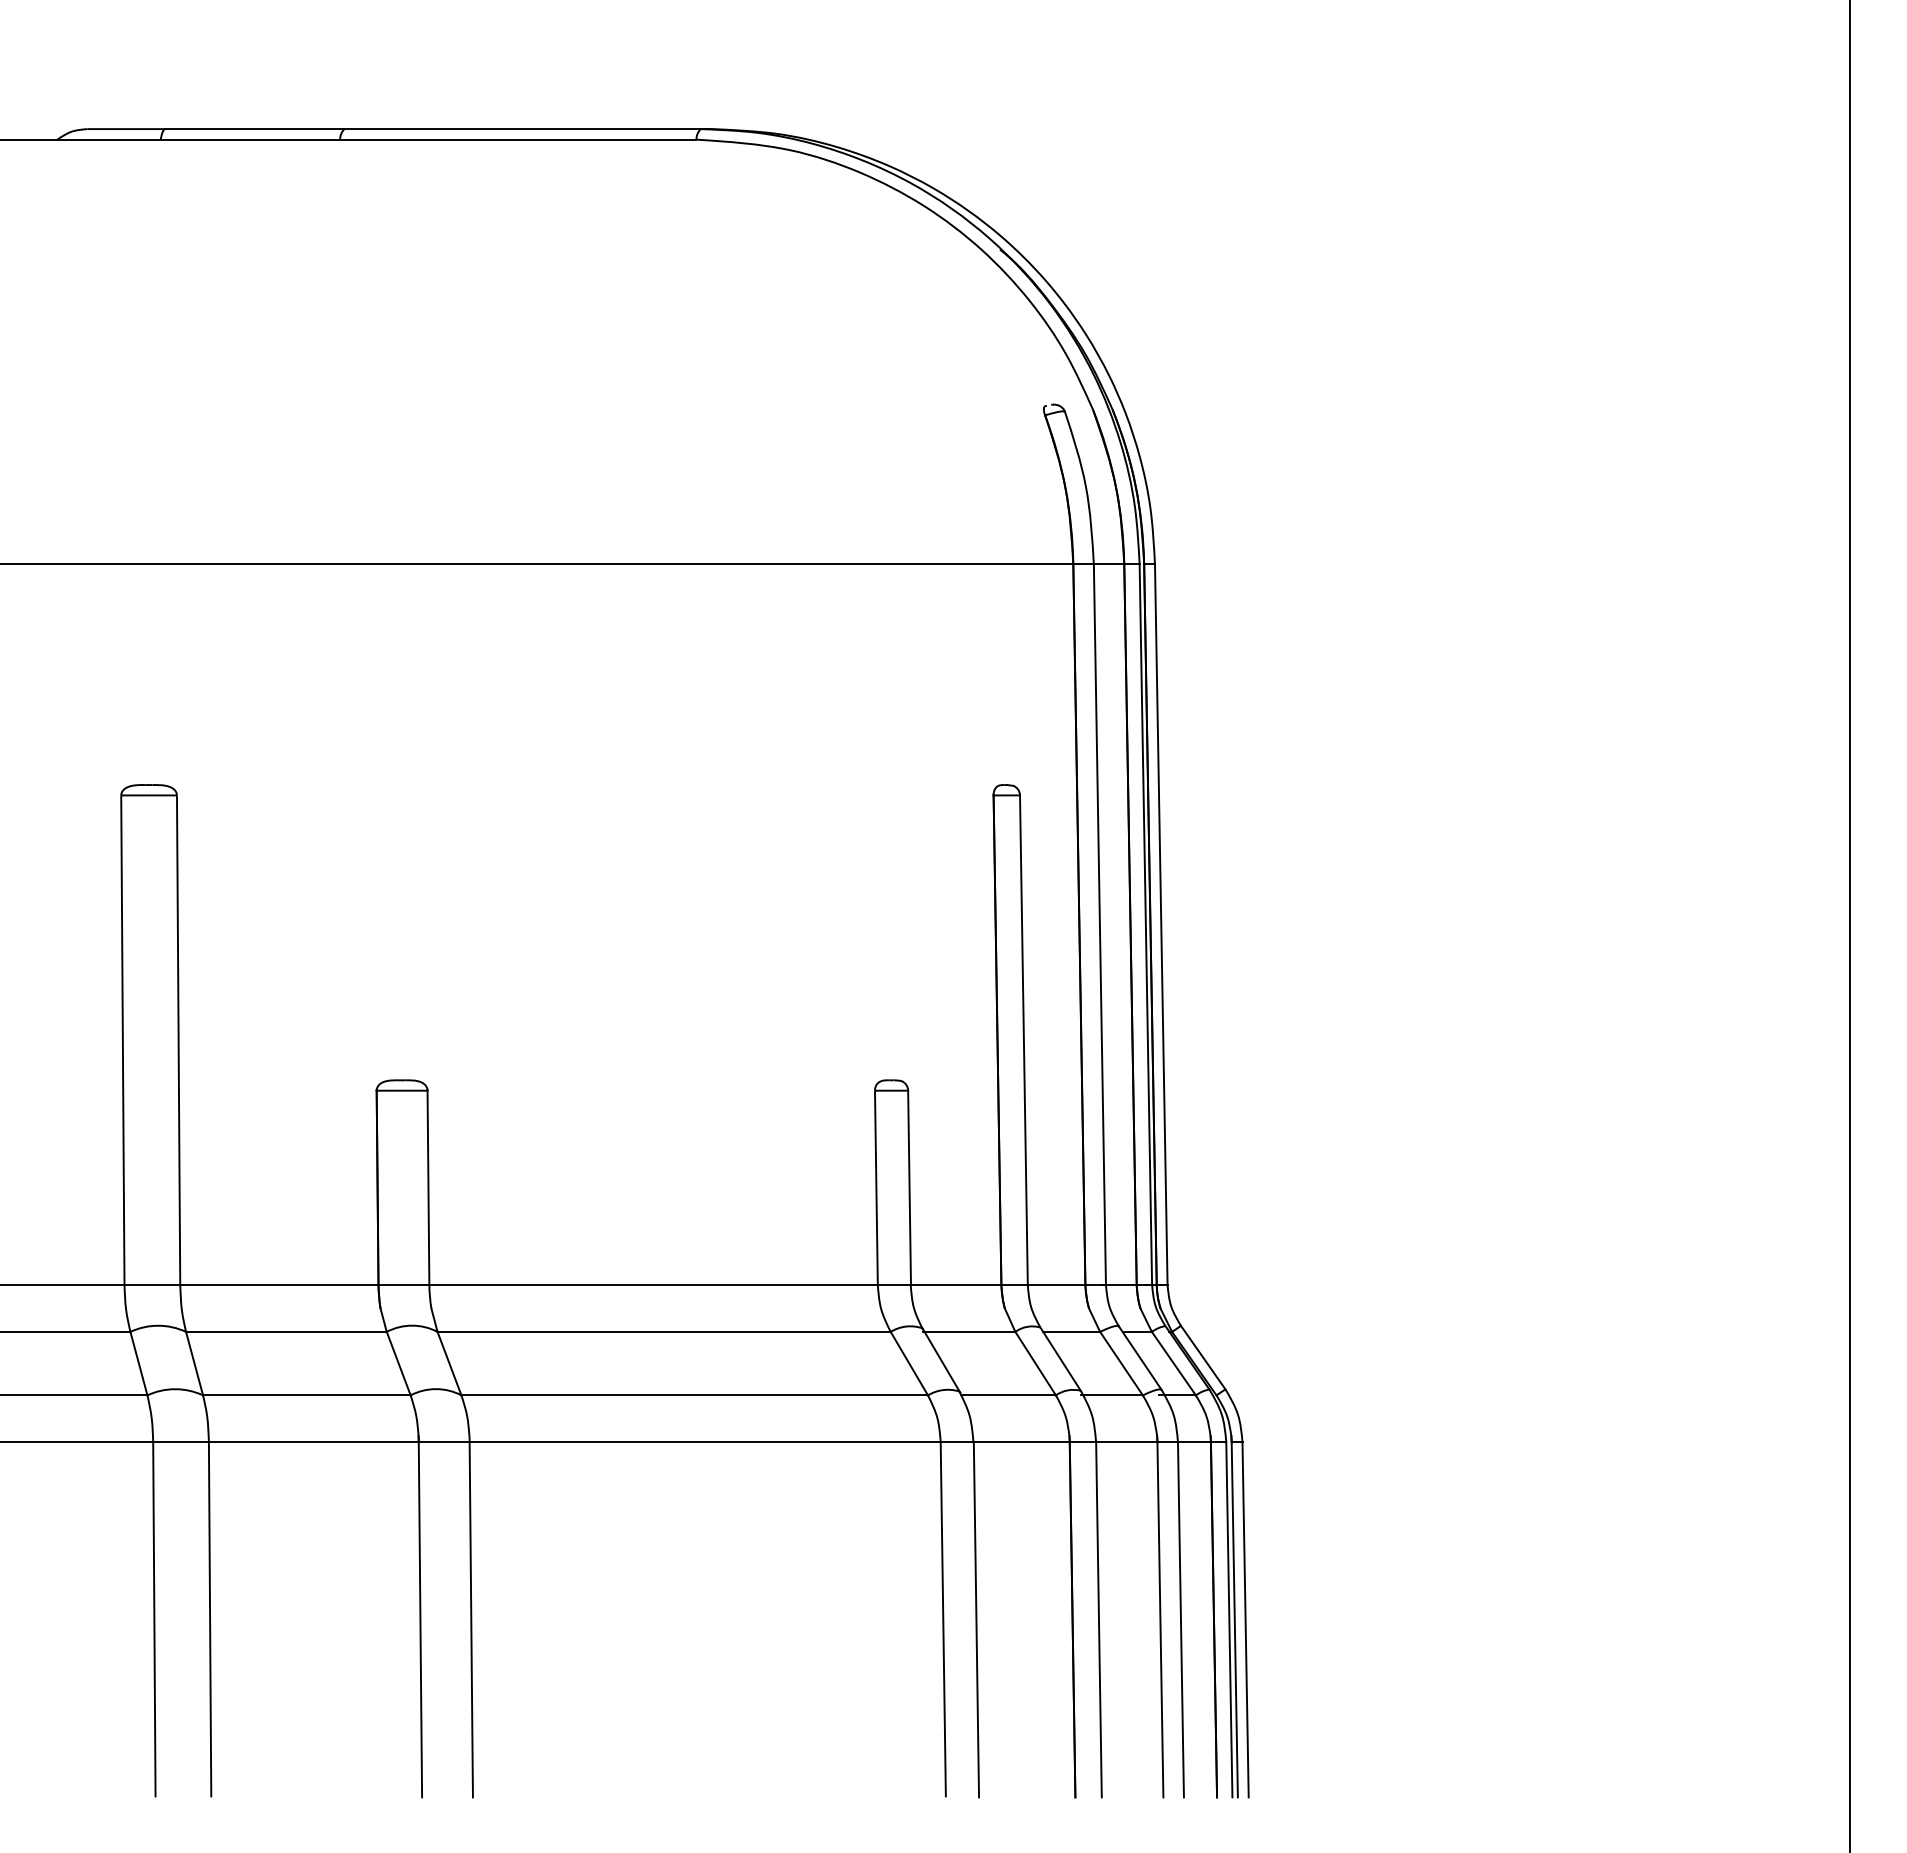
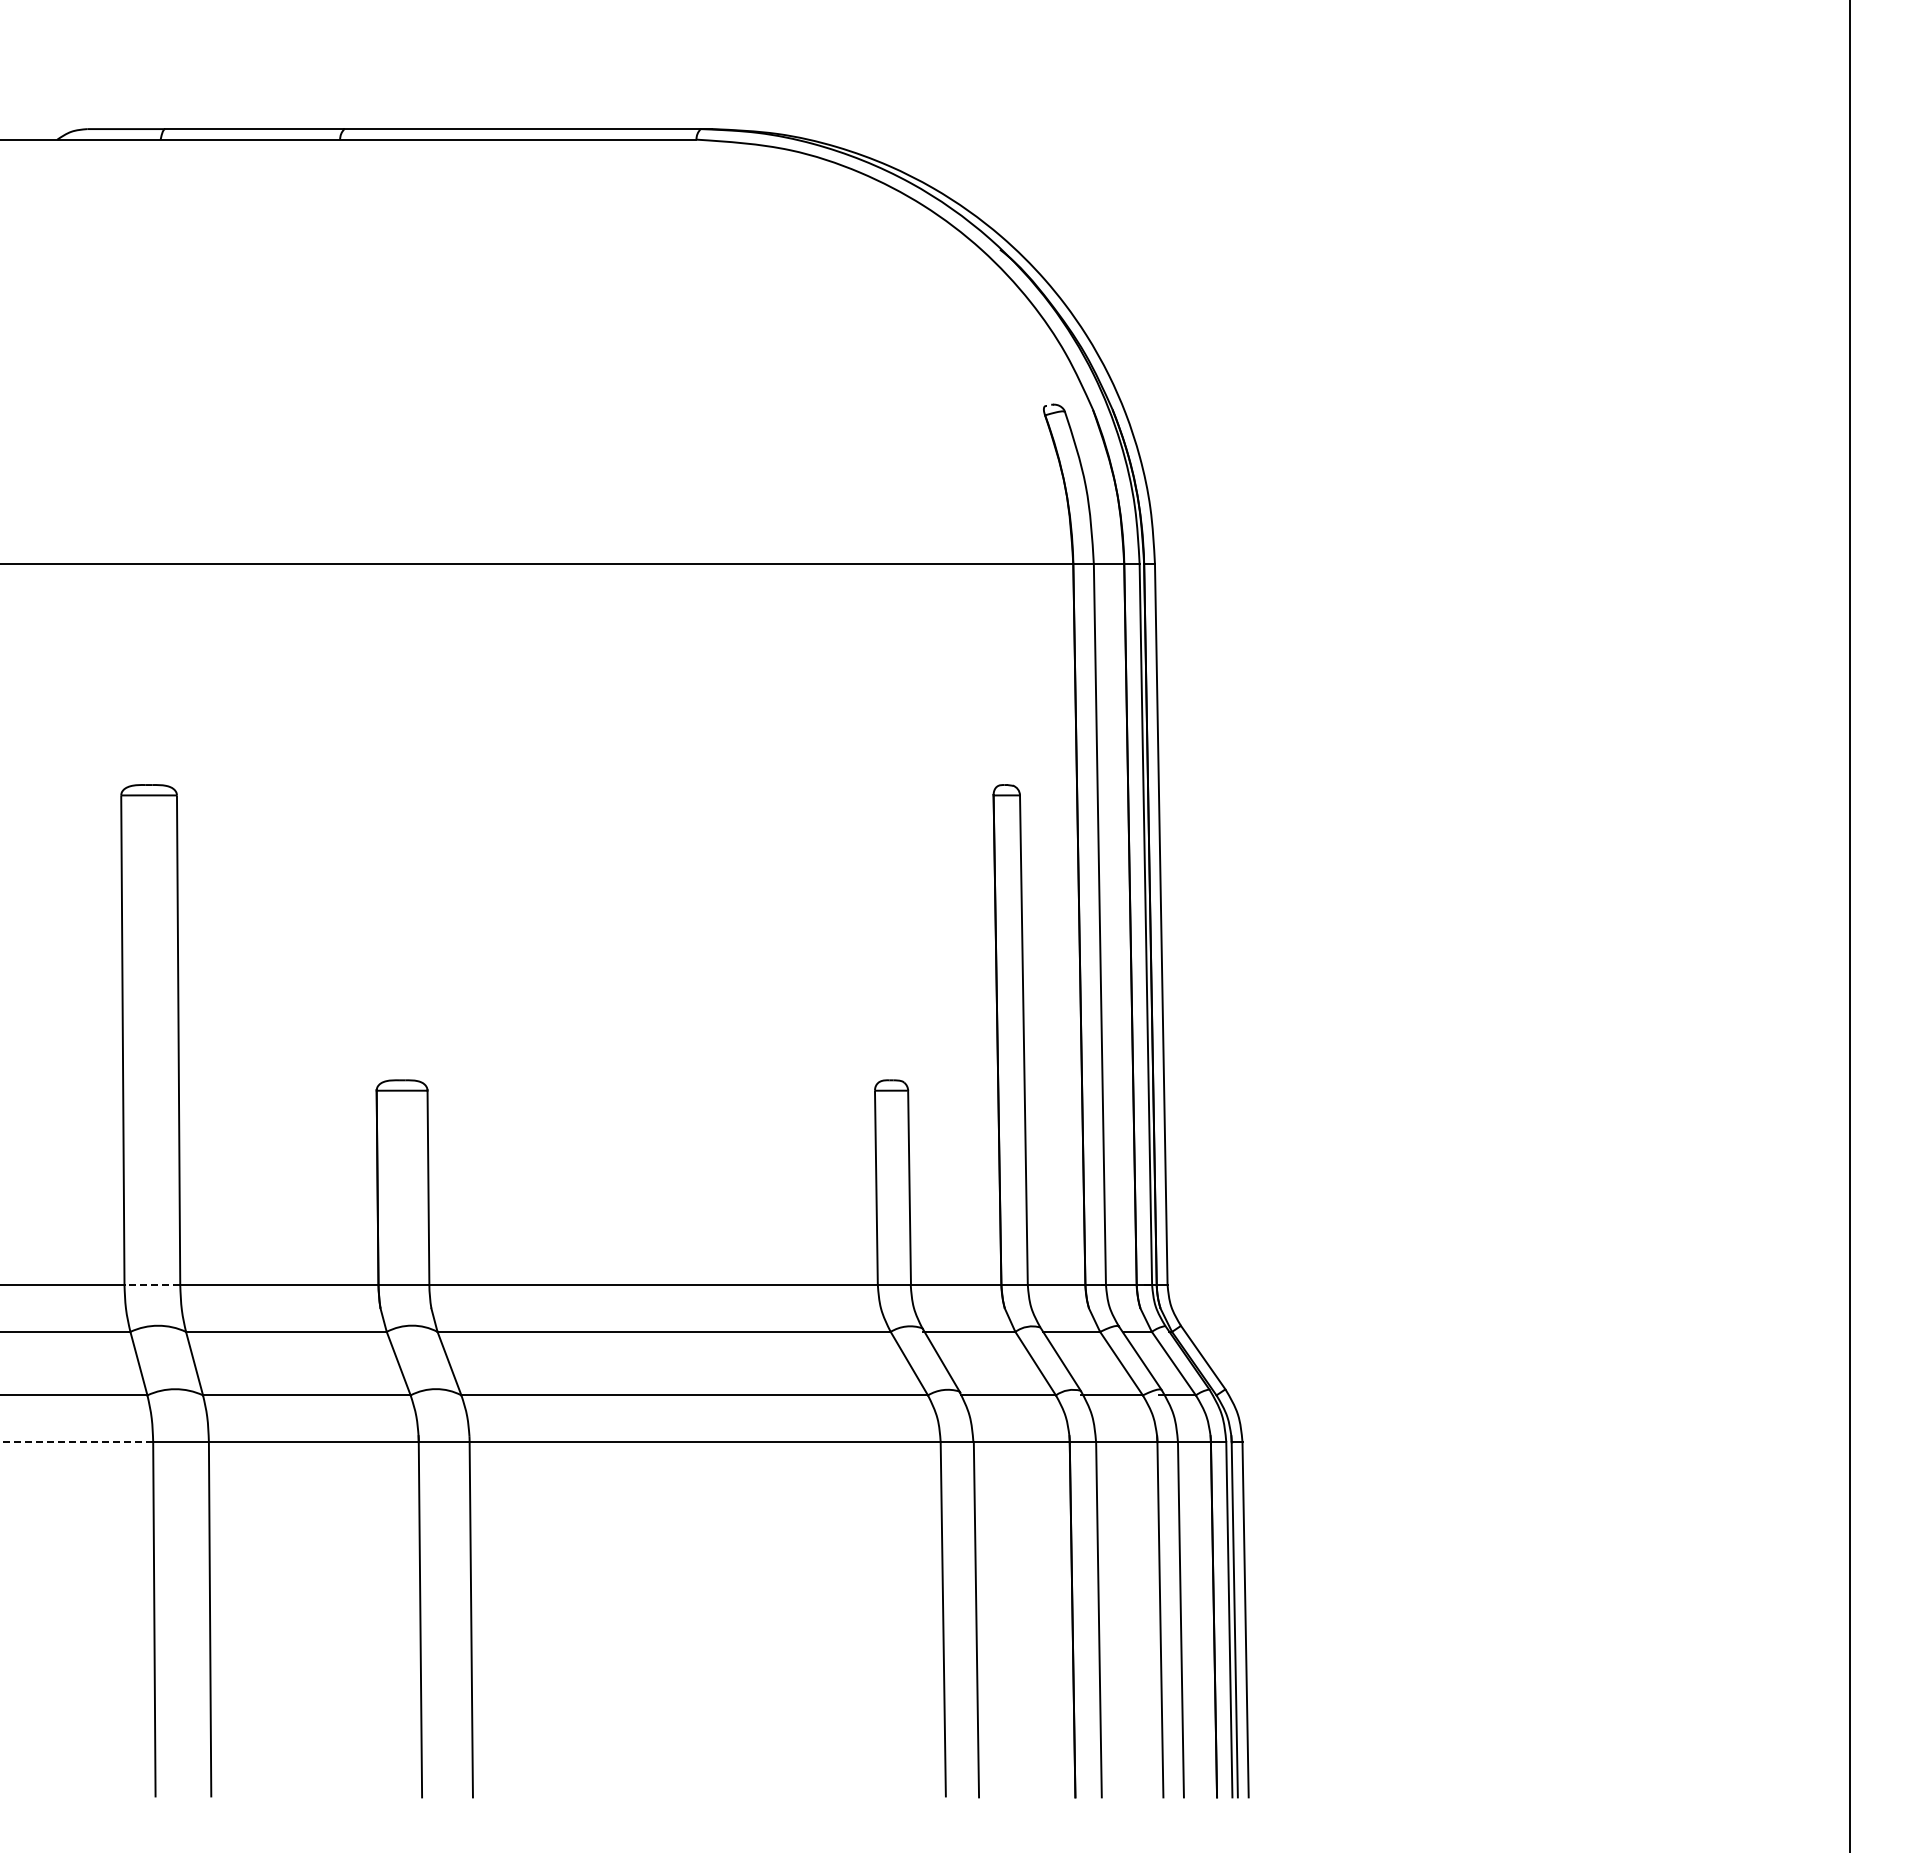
line: solid -> dashed (152, 1284)
line: solid -> dashed (76, 1442)
